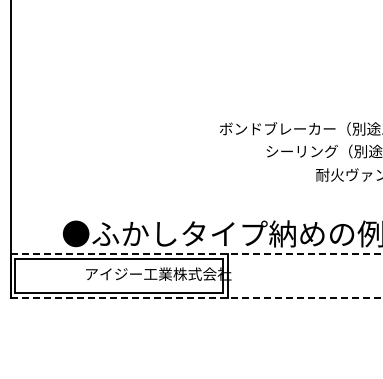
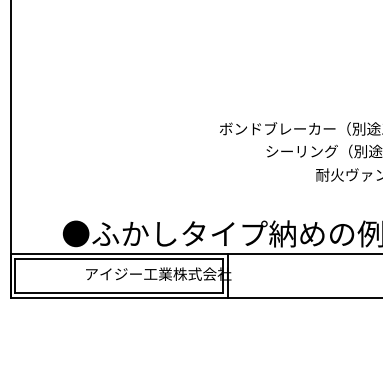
line: dashed -> solid (196, 254)
line: dashed -> solid (196, 297)
